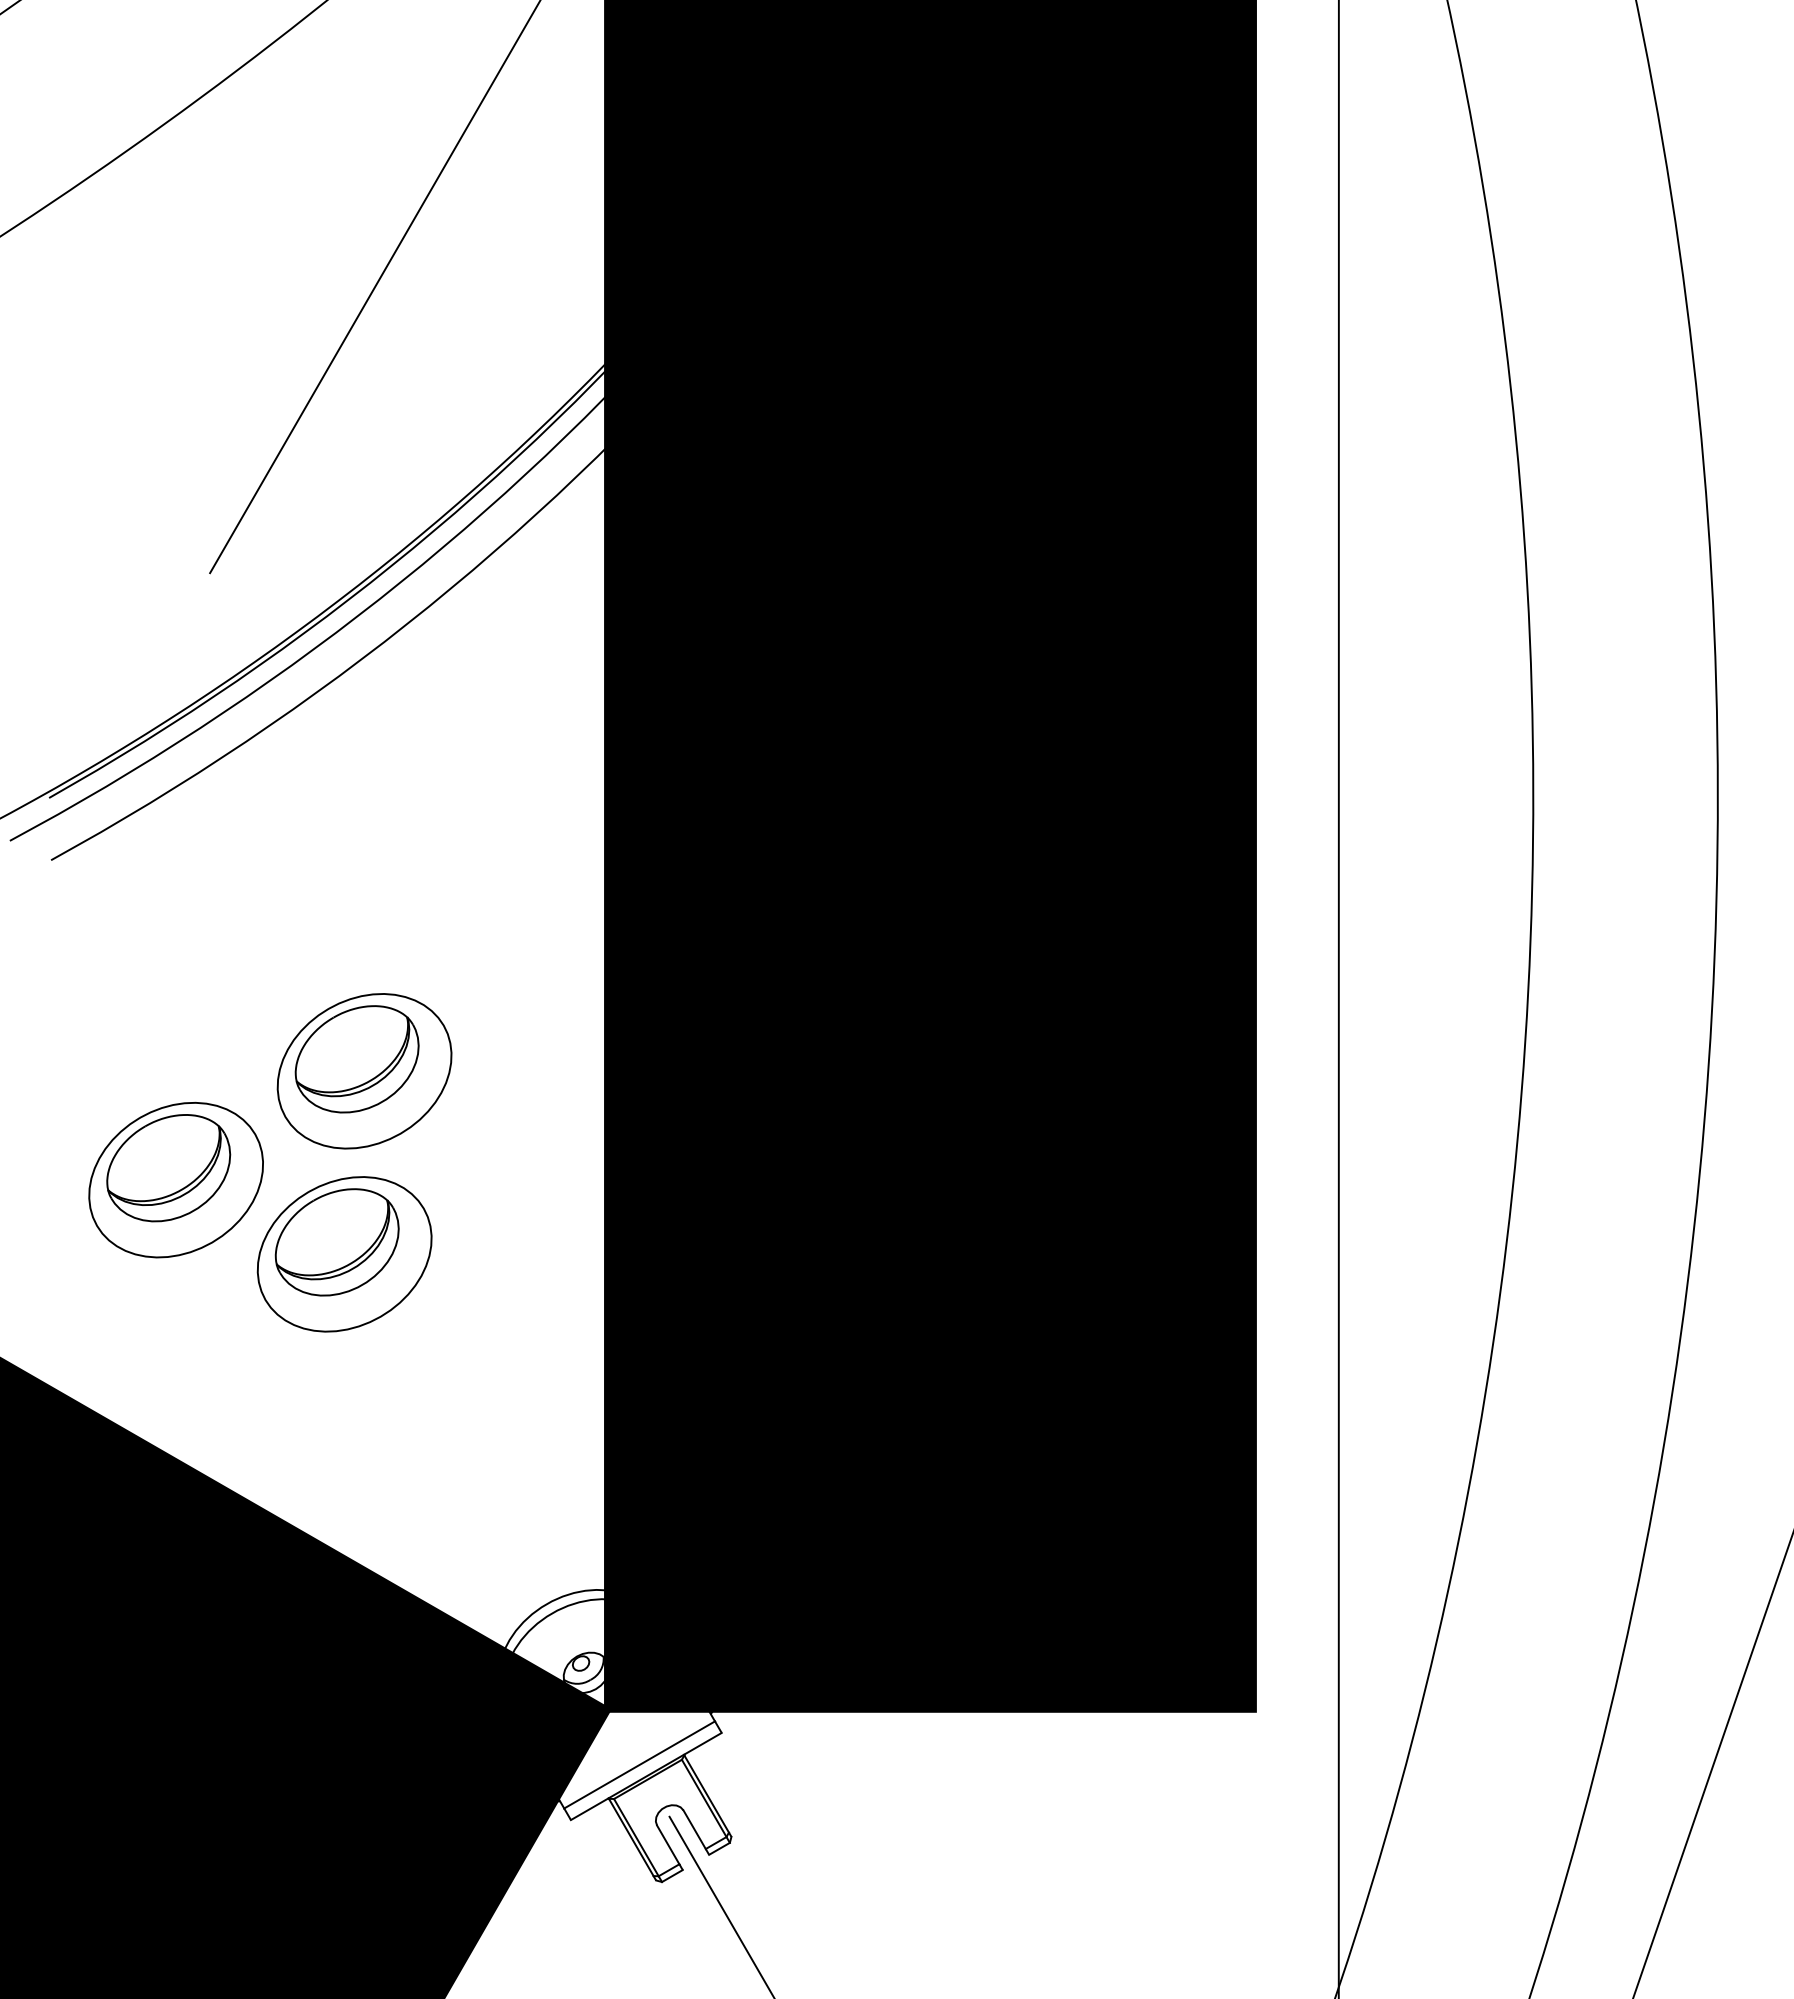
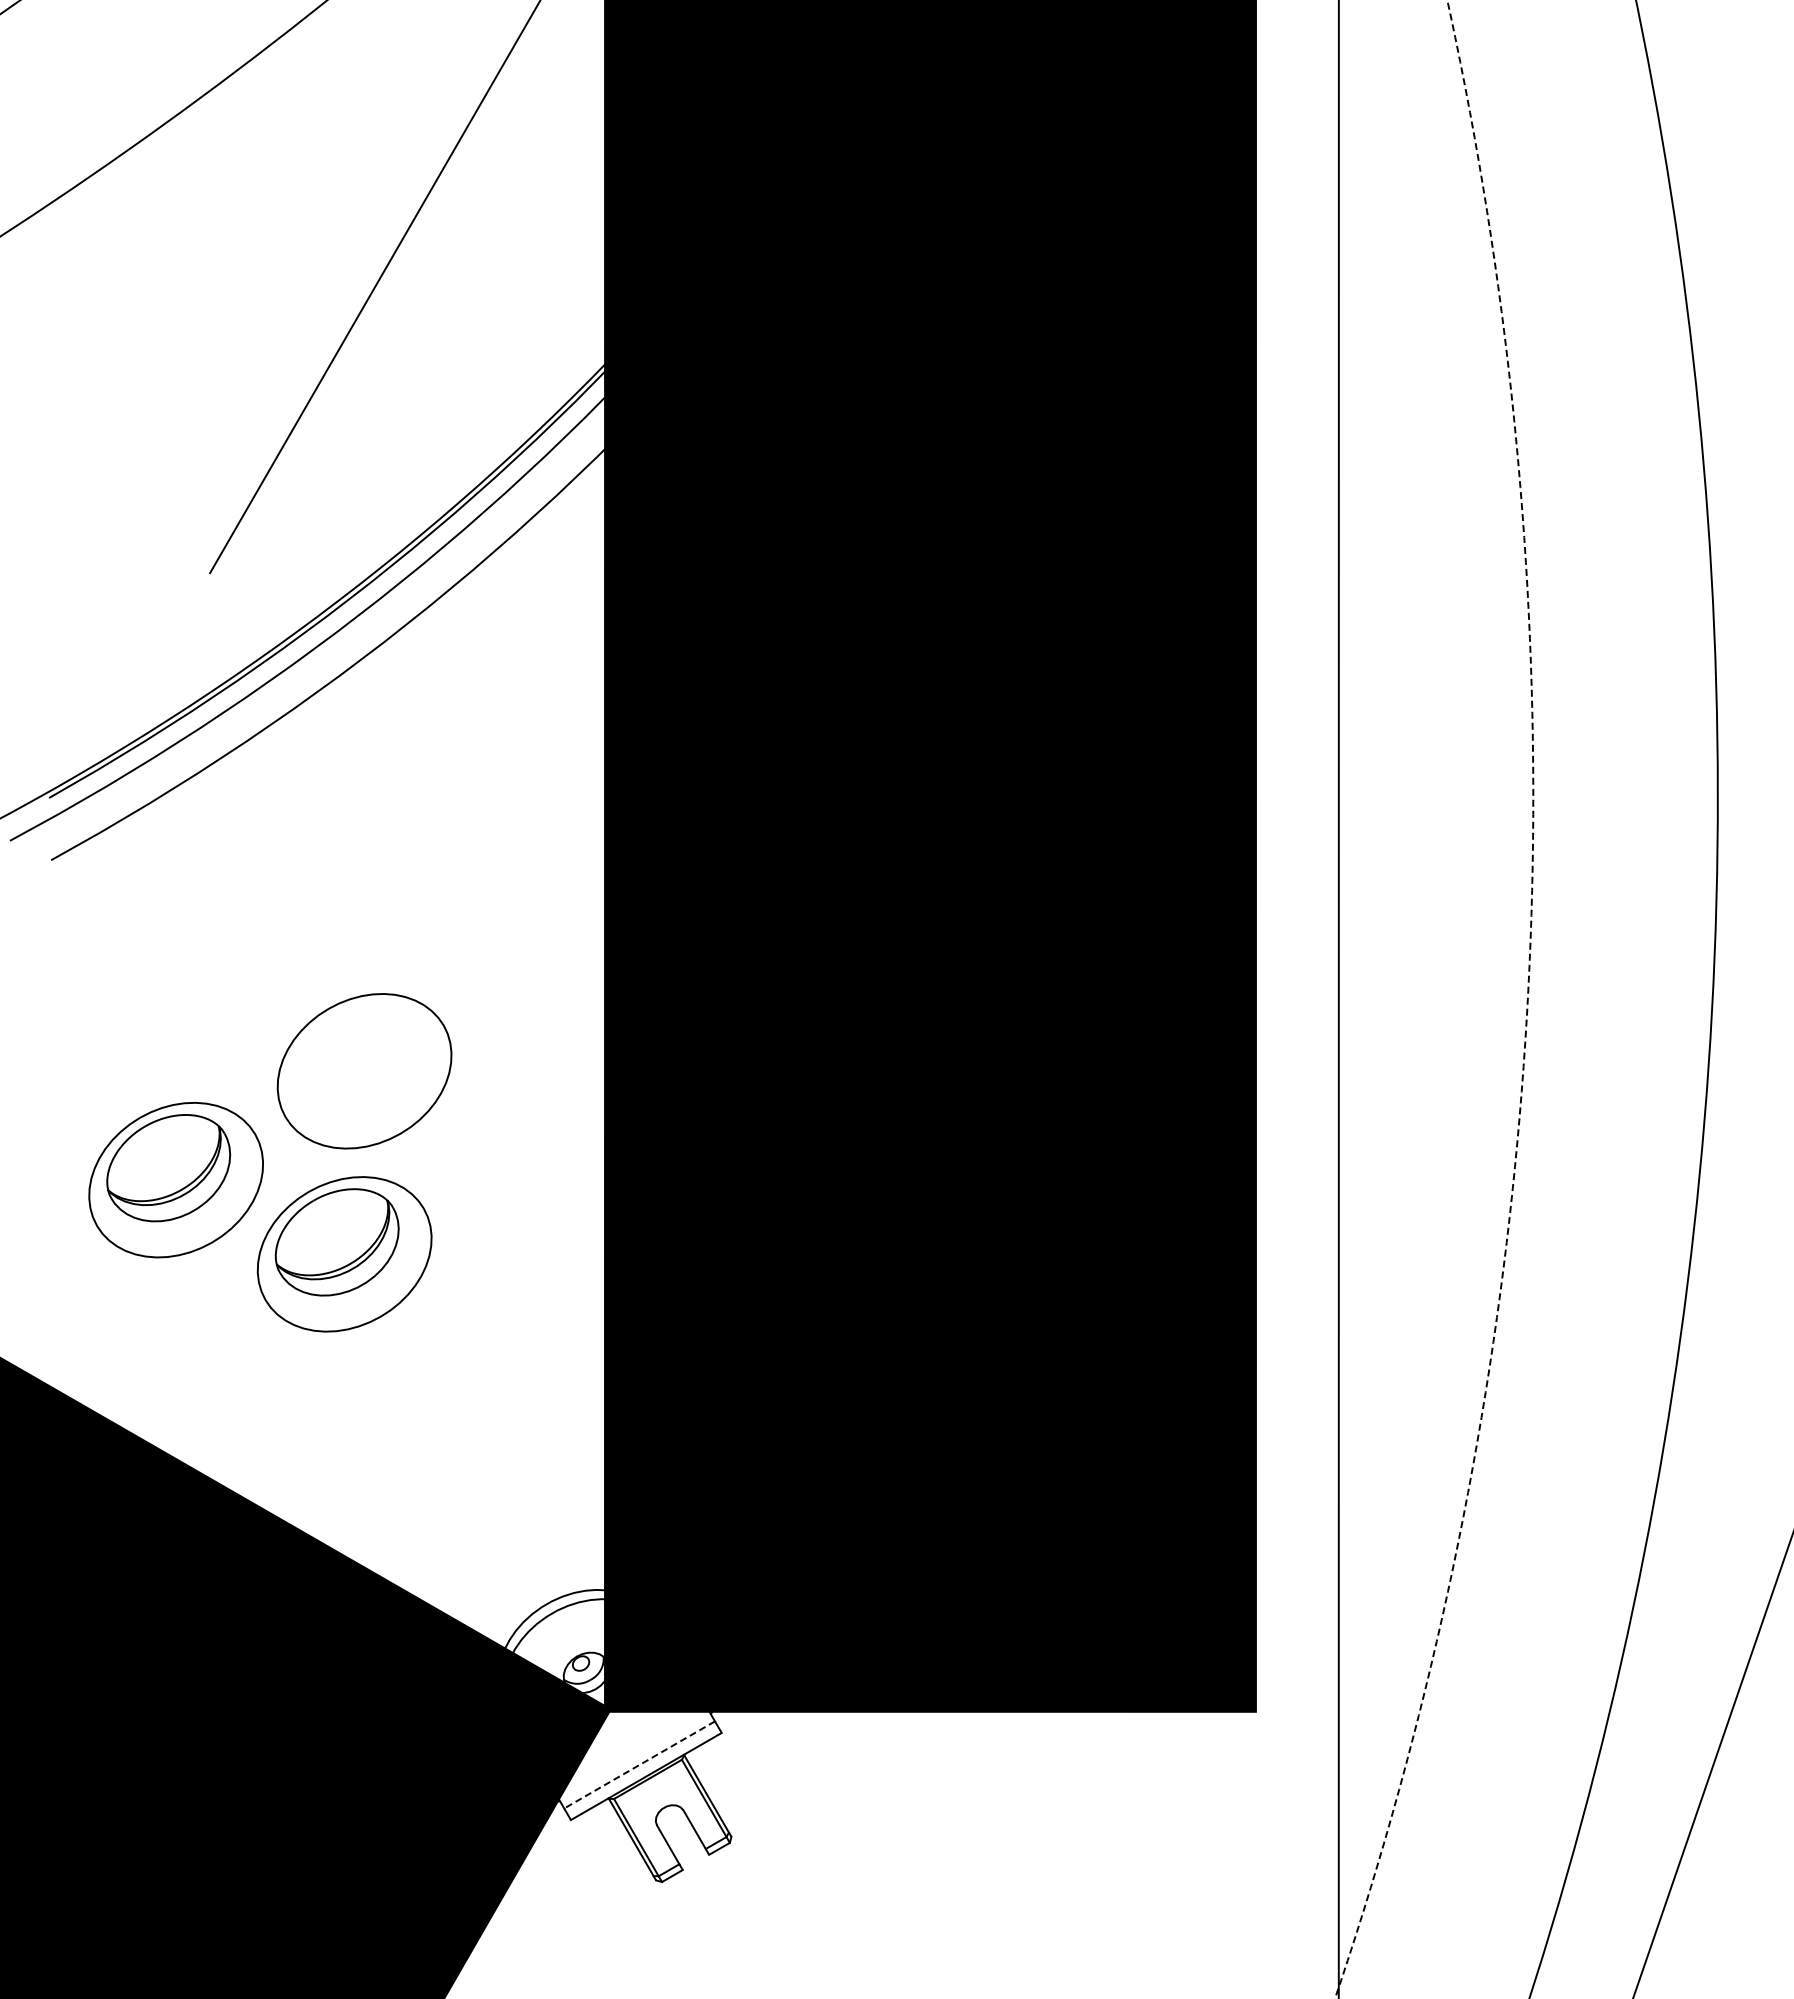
arc: solid -> dashed (1527, 1005)
part: present -> none (356, 1059)
line: solid -> dashed (639, 1765)
line: present -> none (720, 1905)
